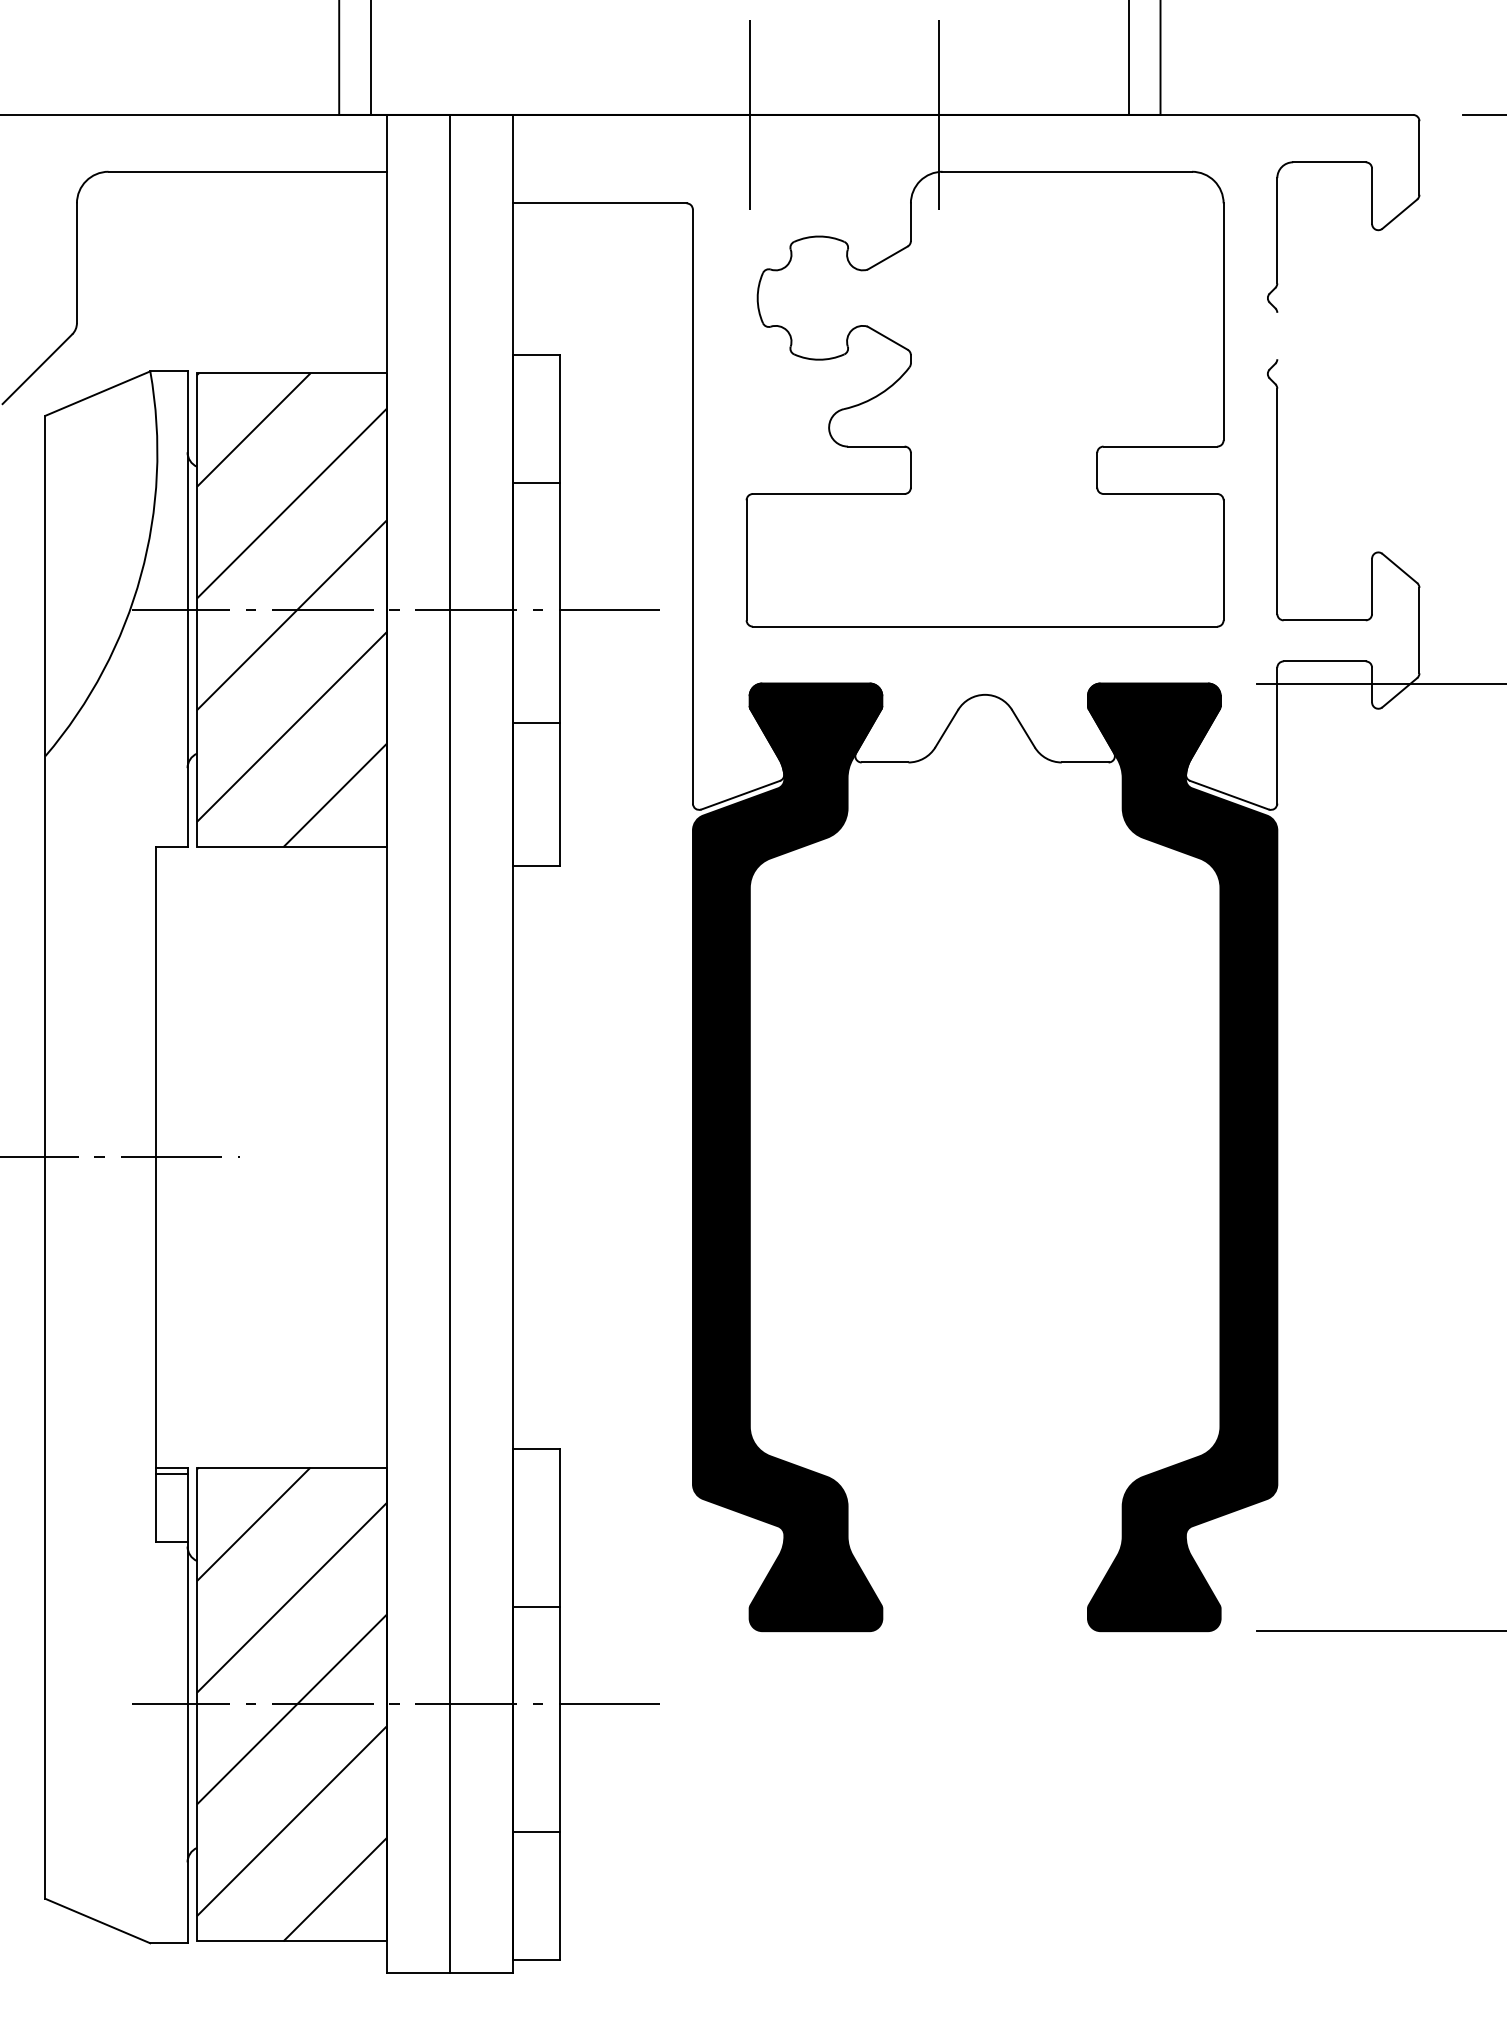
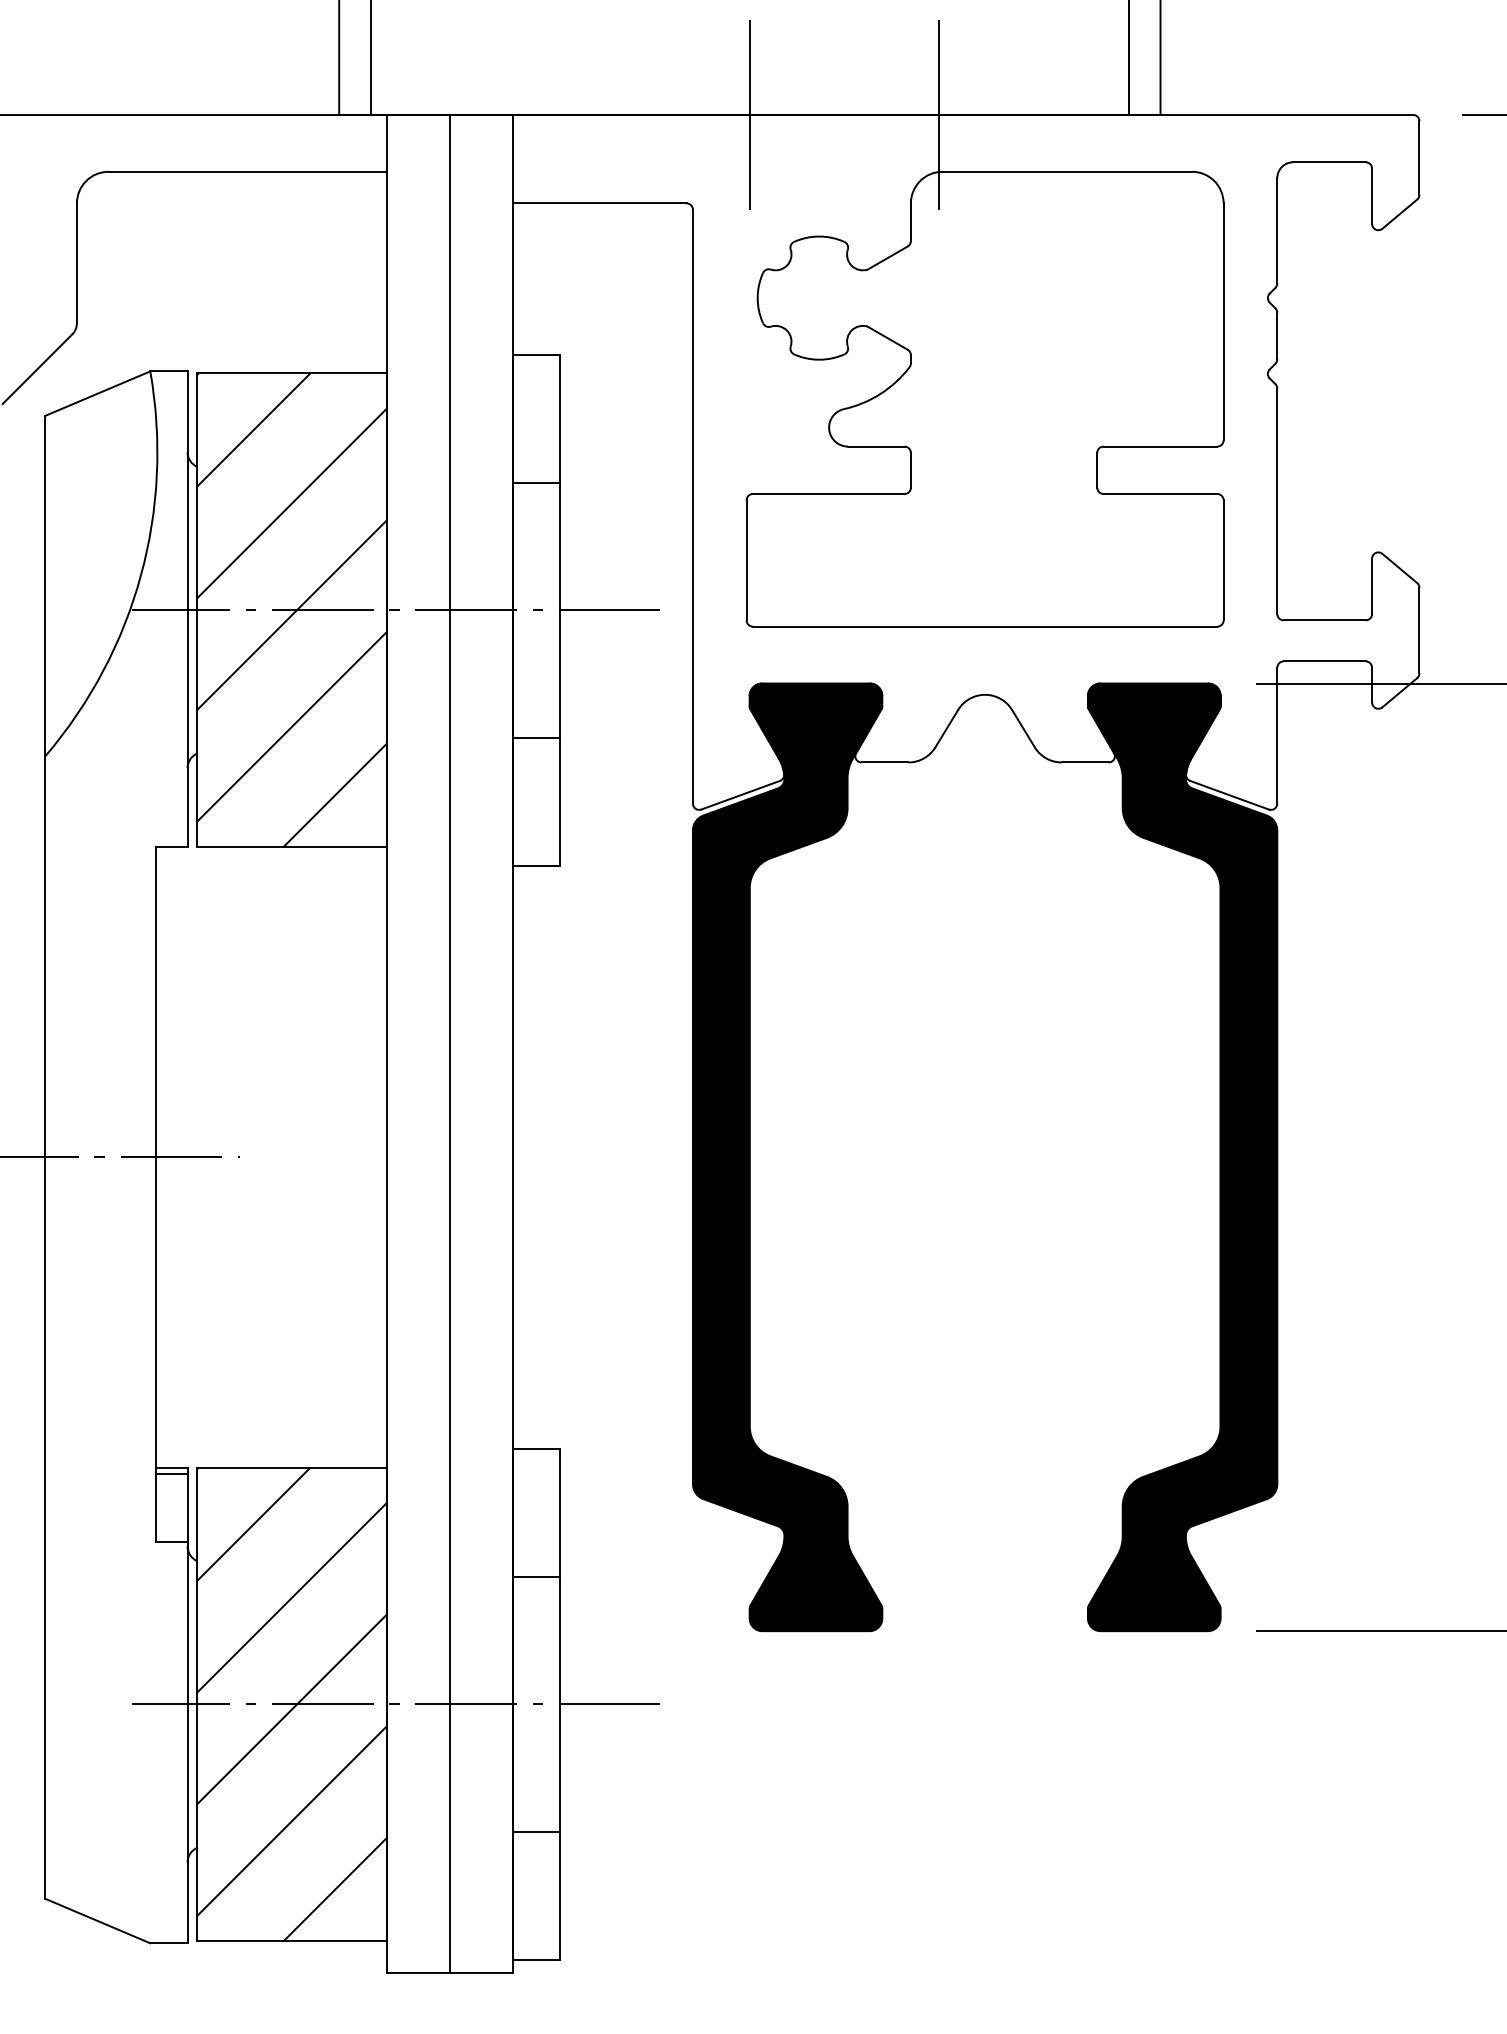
line: none -> present (1277, 335)
line position: (536, 722) -> (536, 737) (536, 737)
line position: (536, 1606) -> (536, 1576) (536, 1576)
